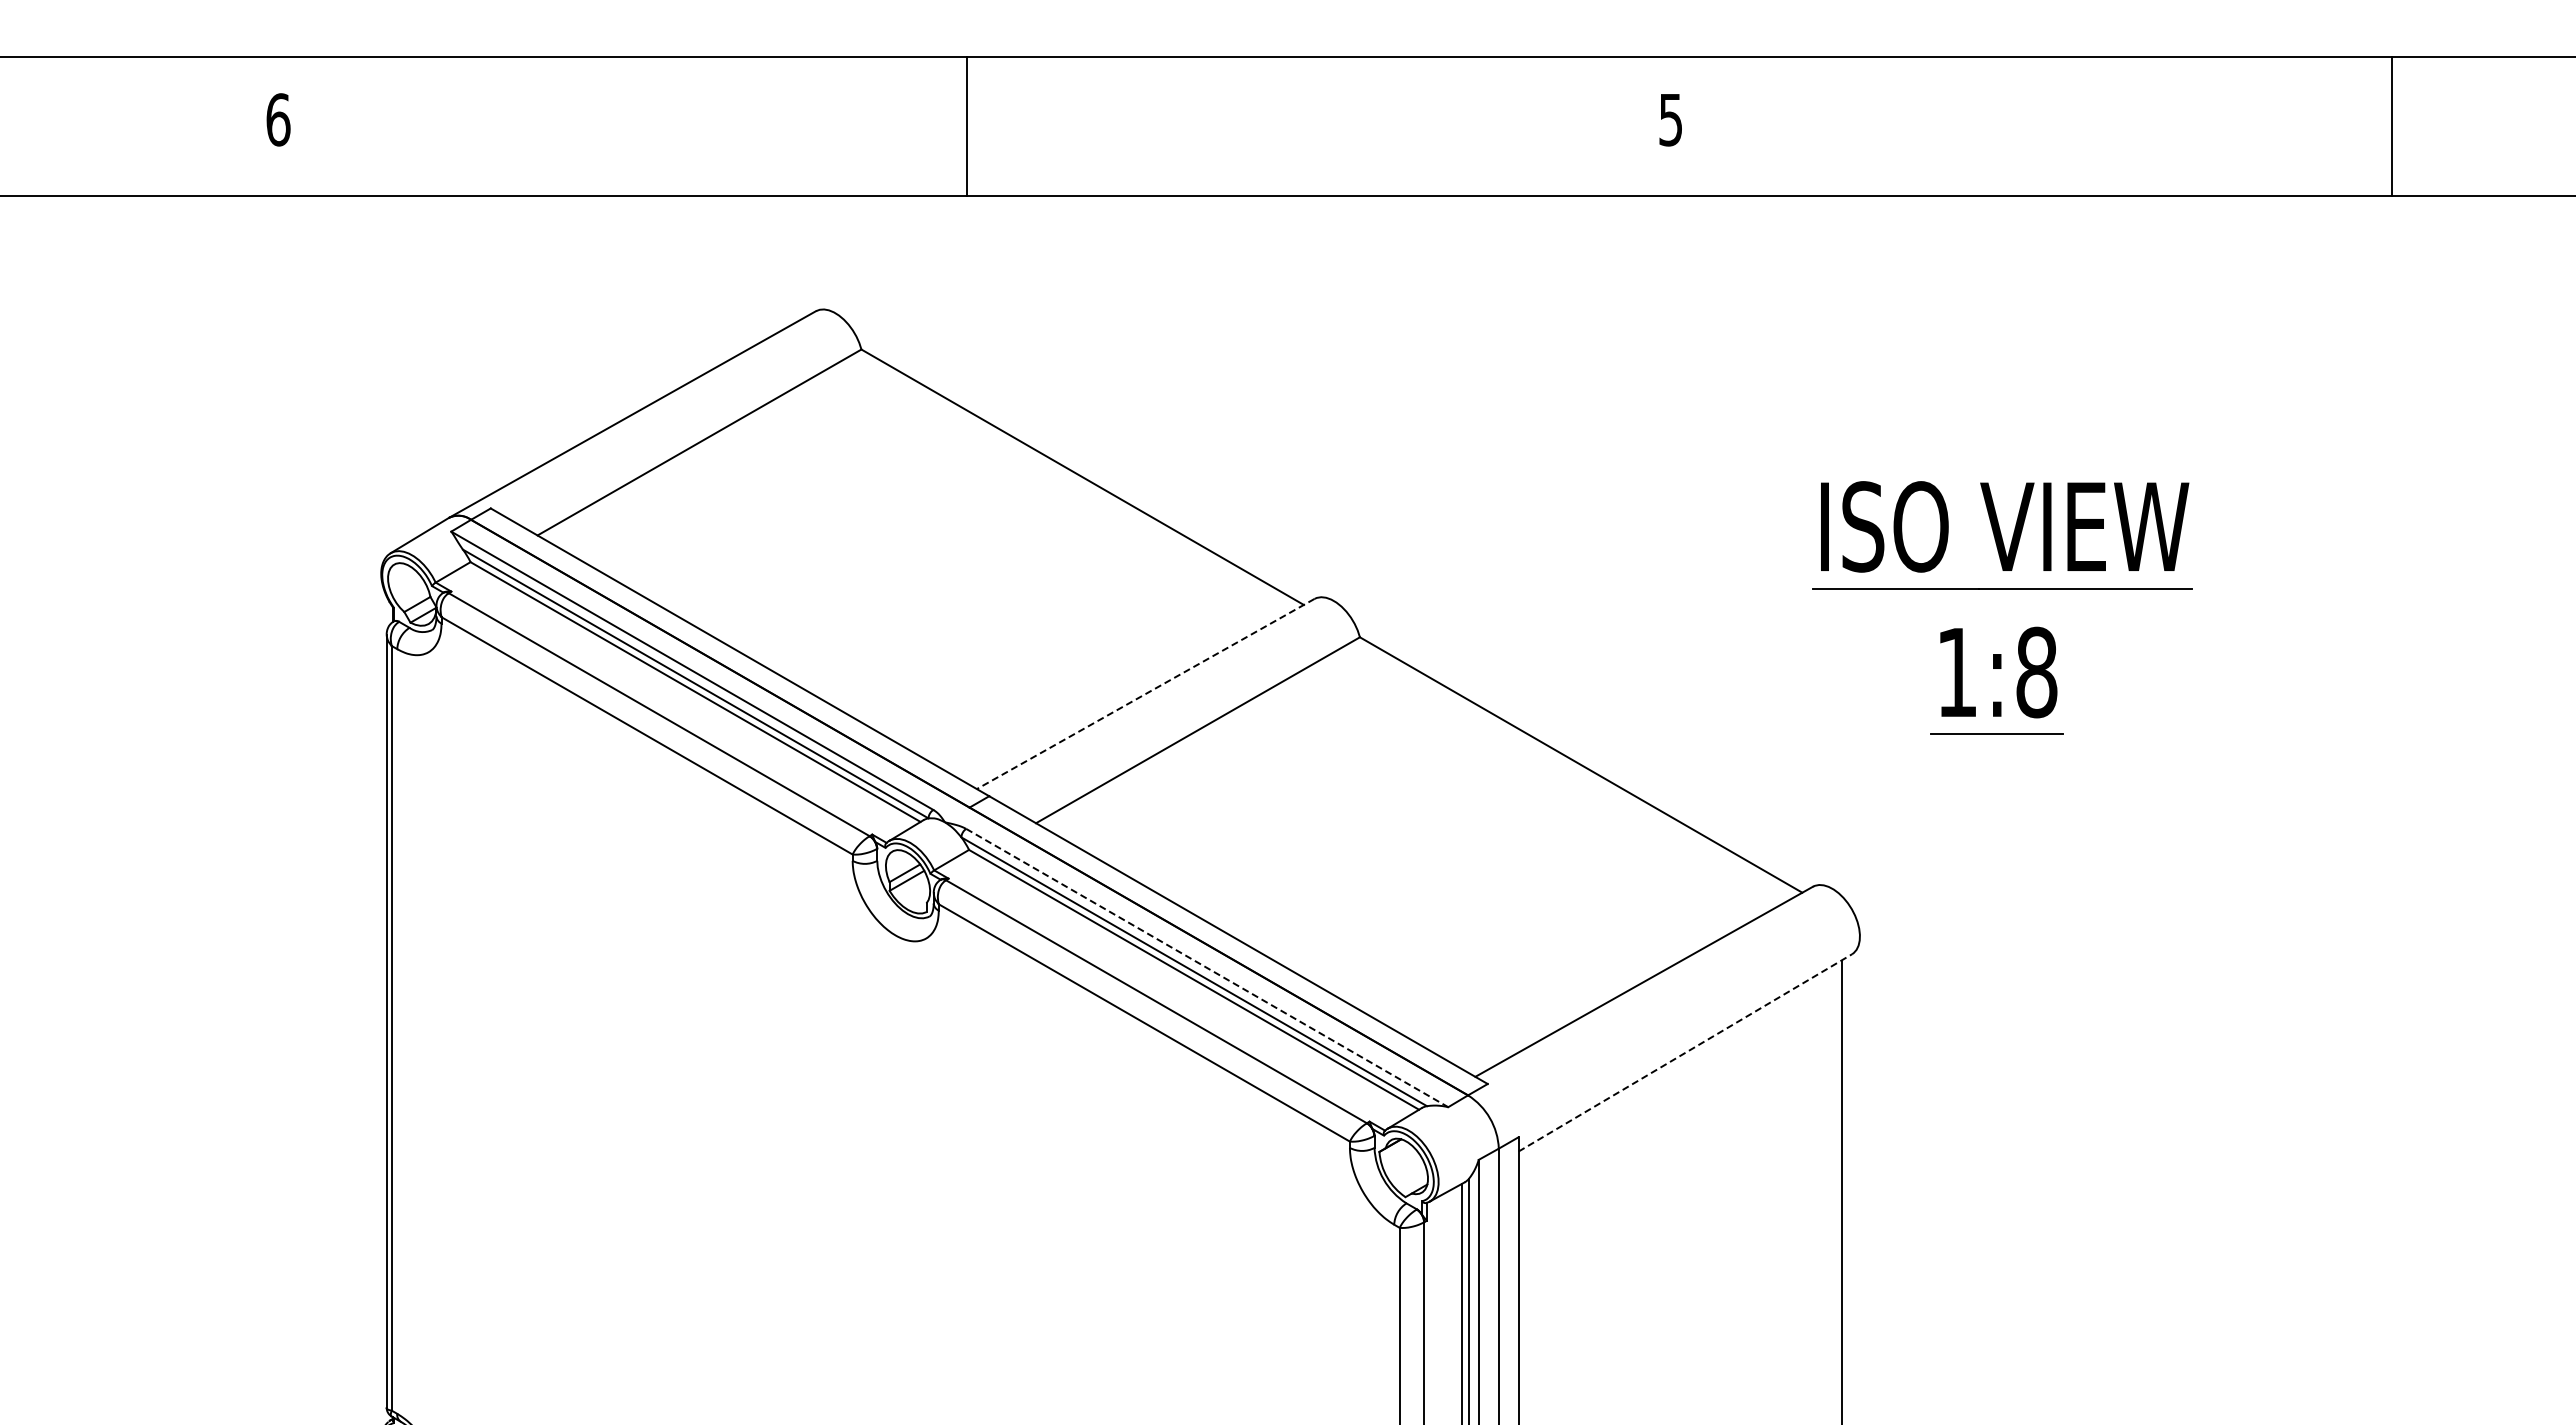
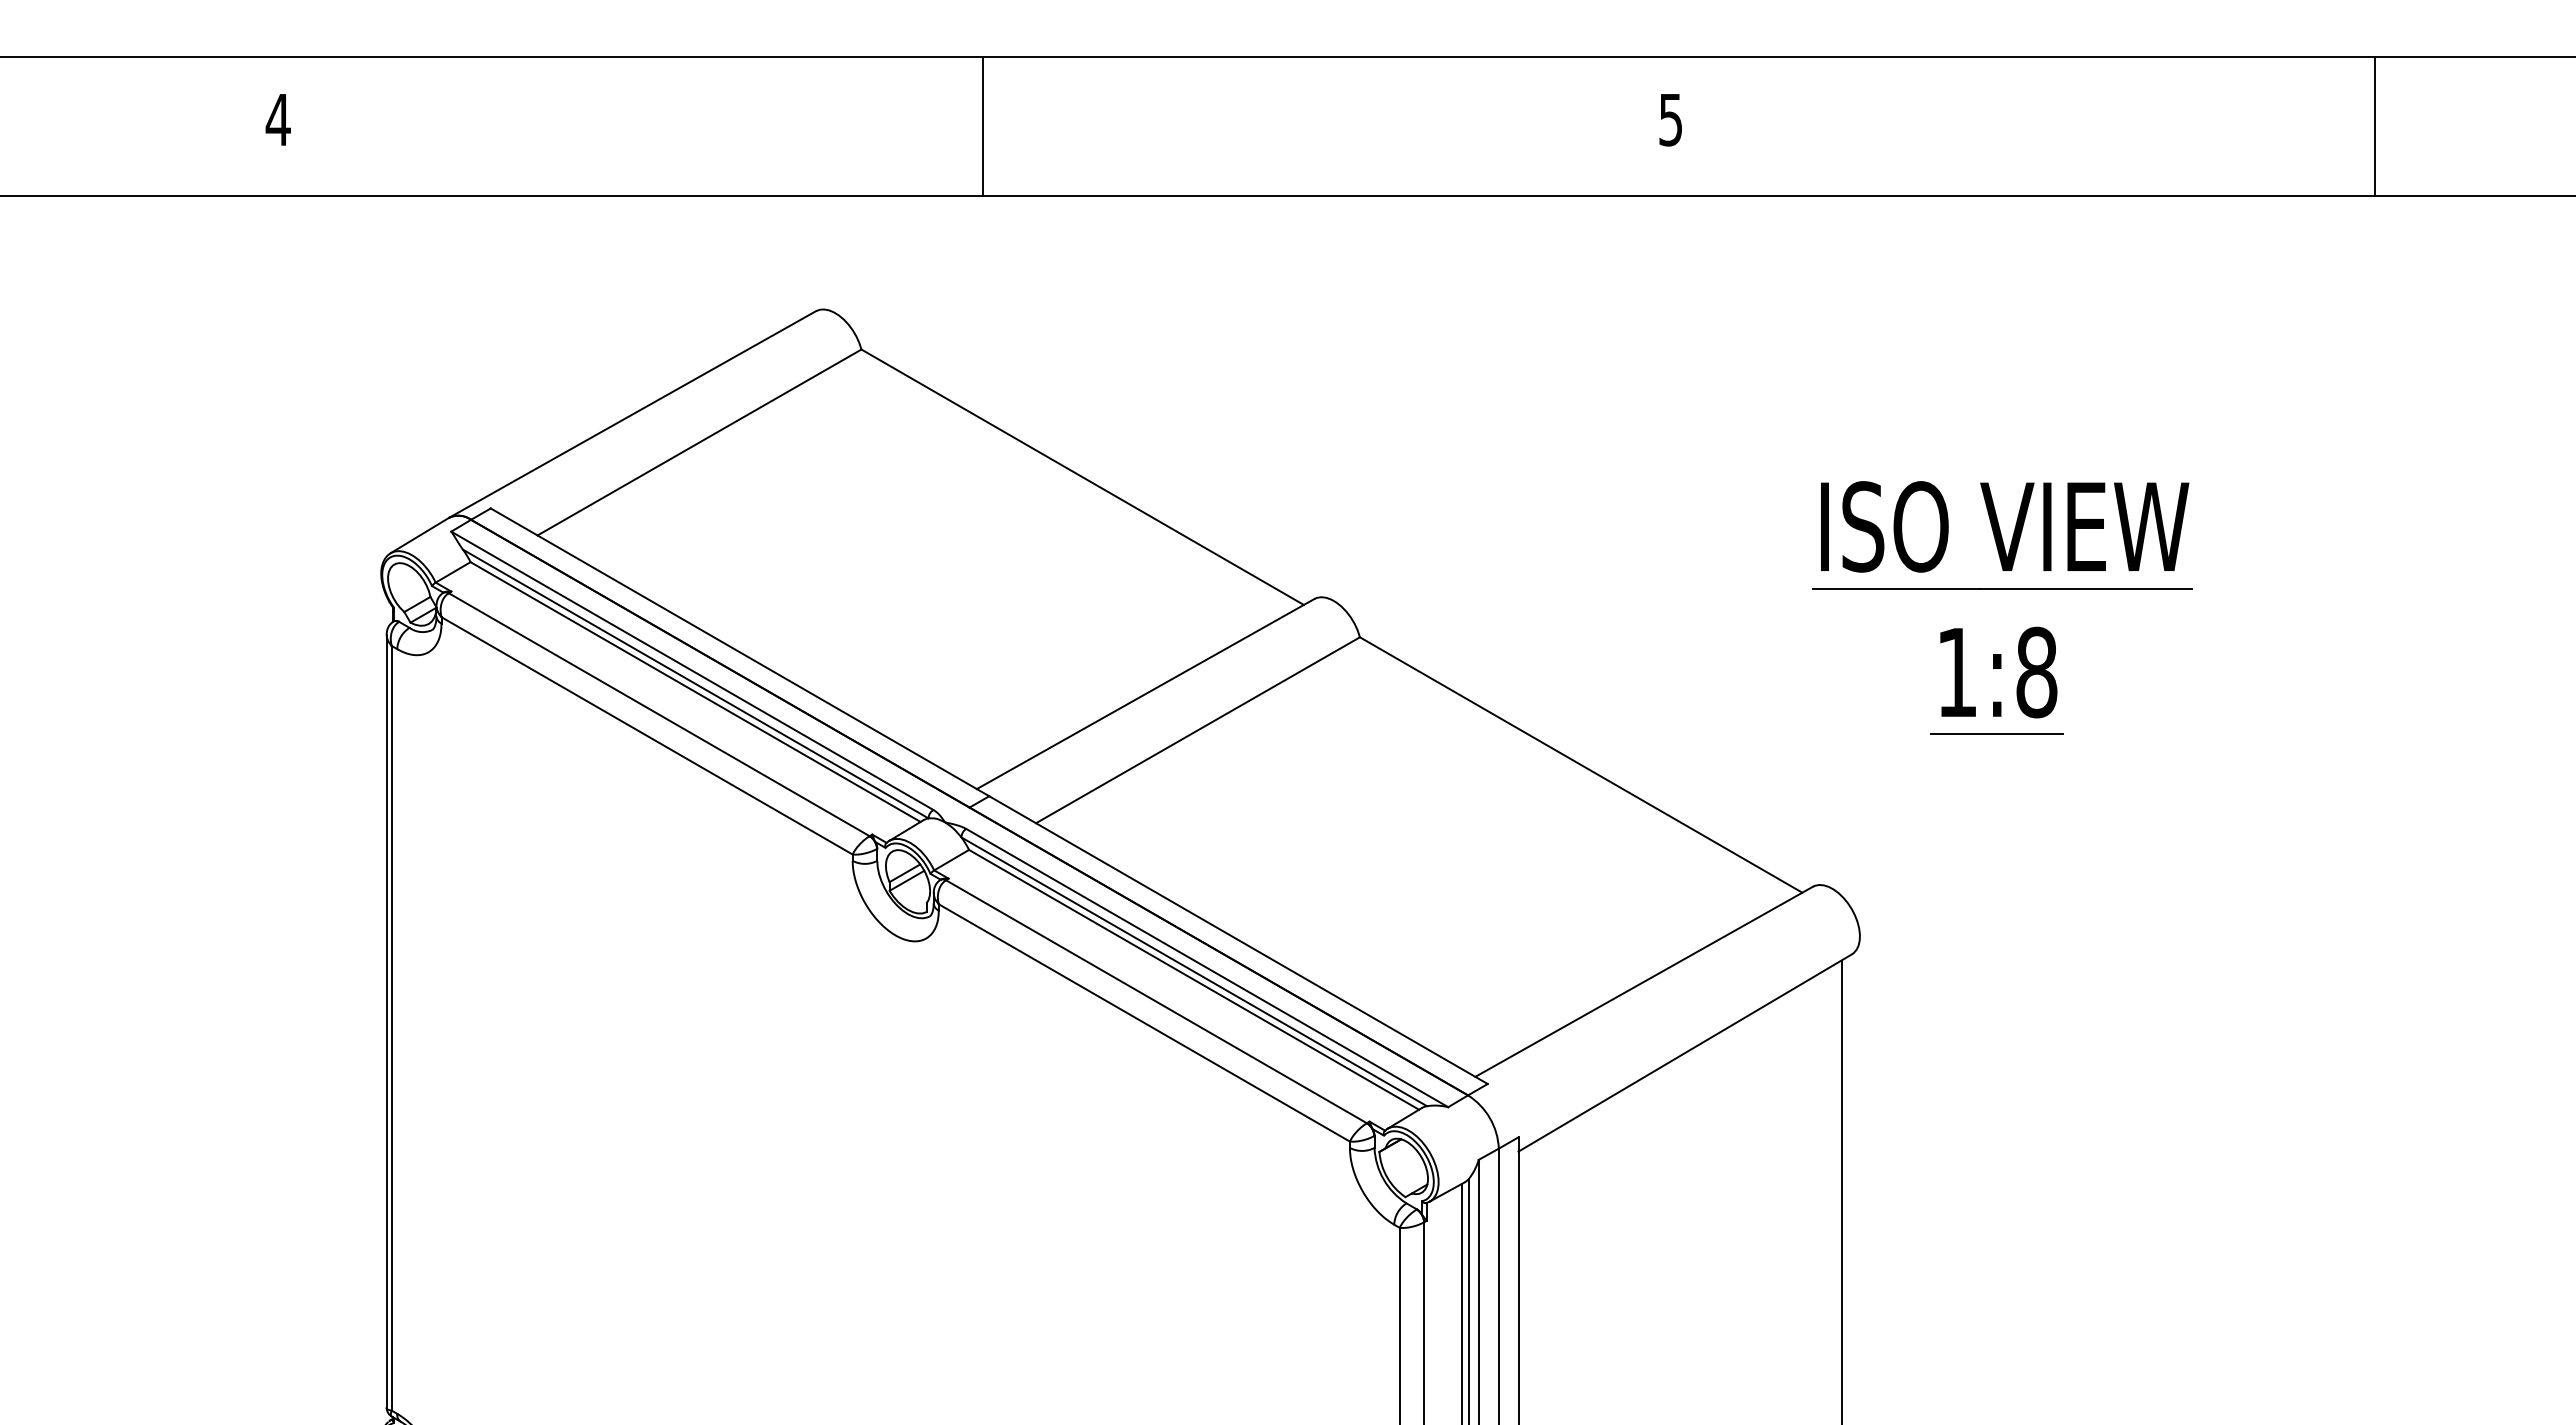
text: 6 -> 4 (277, 119)
line position: (966, 126) -> (982, 126) (982, 126)
line position: (2392, 126) -> (2375, 126) (2375, 126)
line: dashed -> solid (1145, 694)
line: dashed -> solid (1207, 968)
line: dashed -> solid (1685, 1052)
